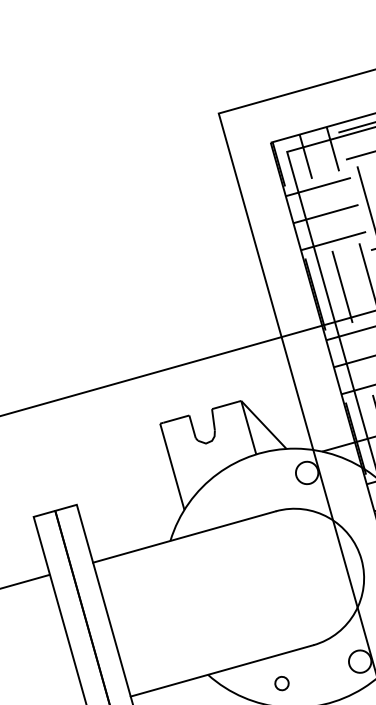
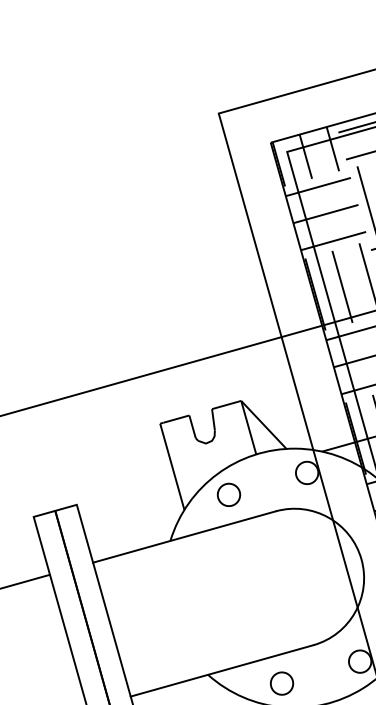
part: none -> present (228, 494)
part size: 16x16 px -> 26x25 px (281, 683)
